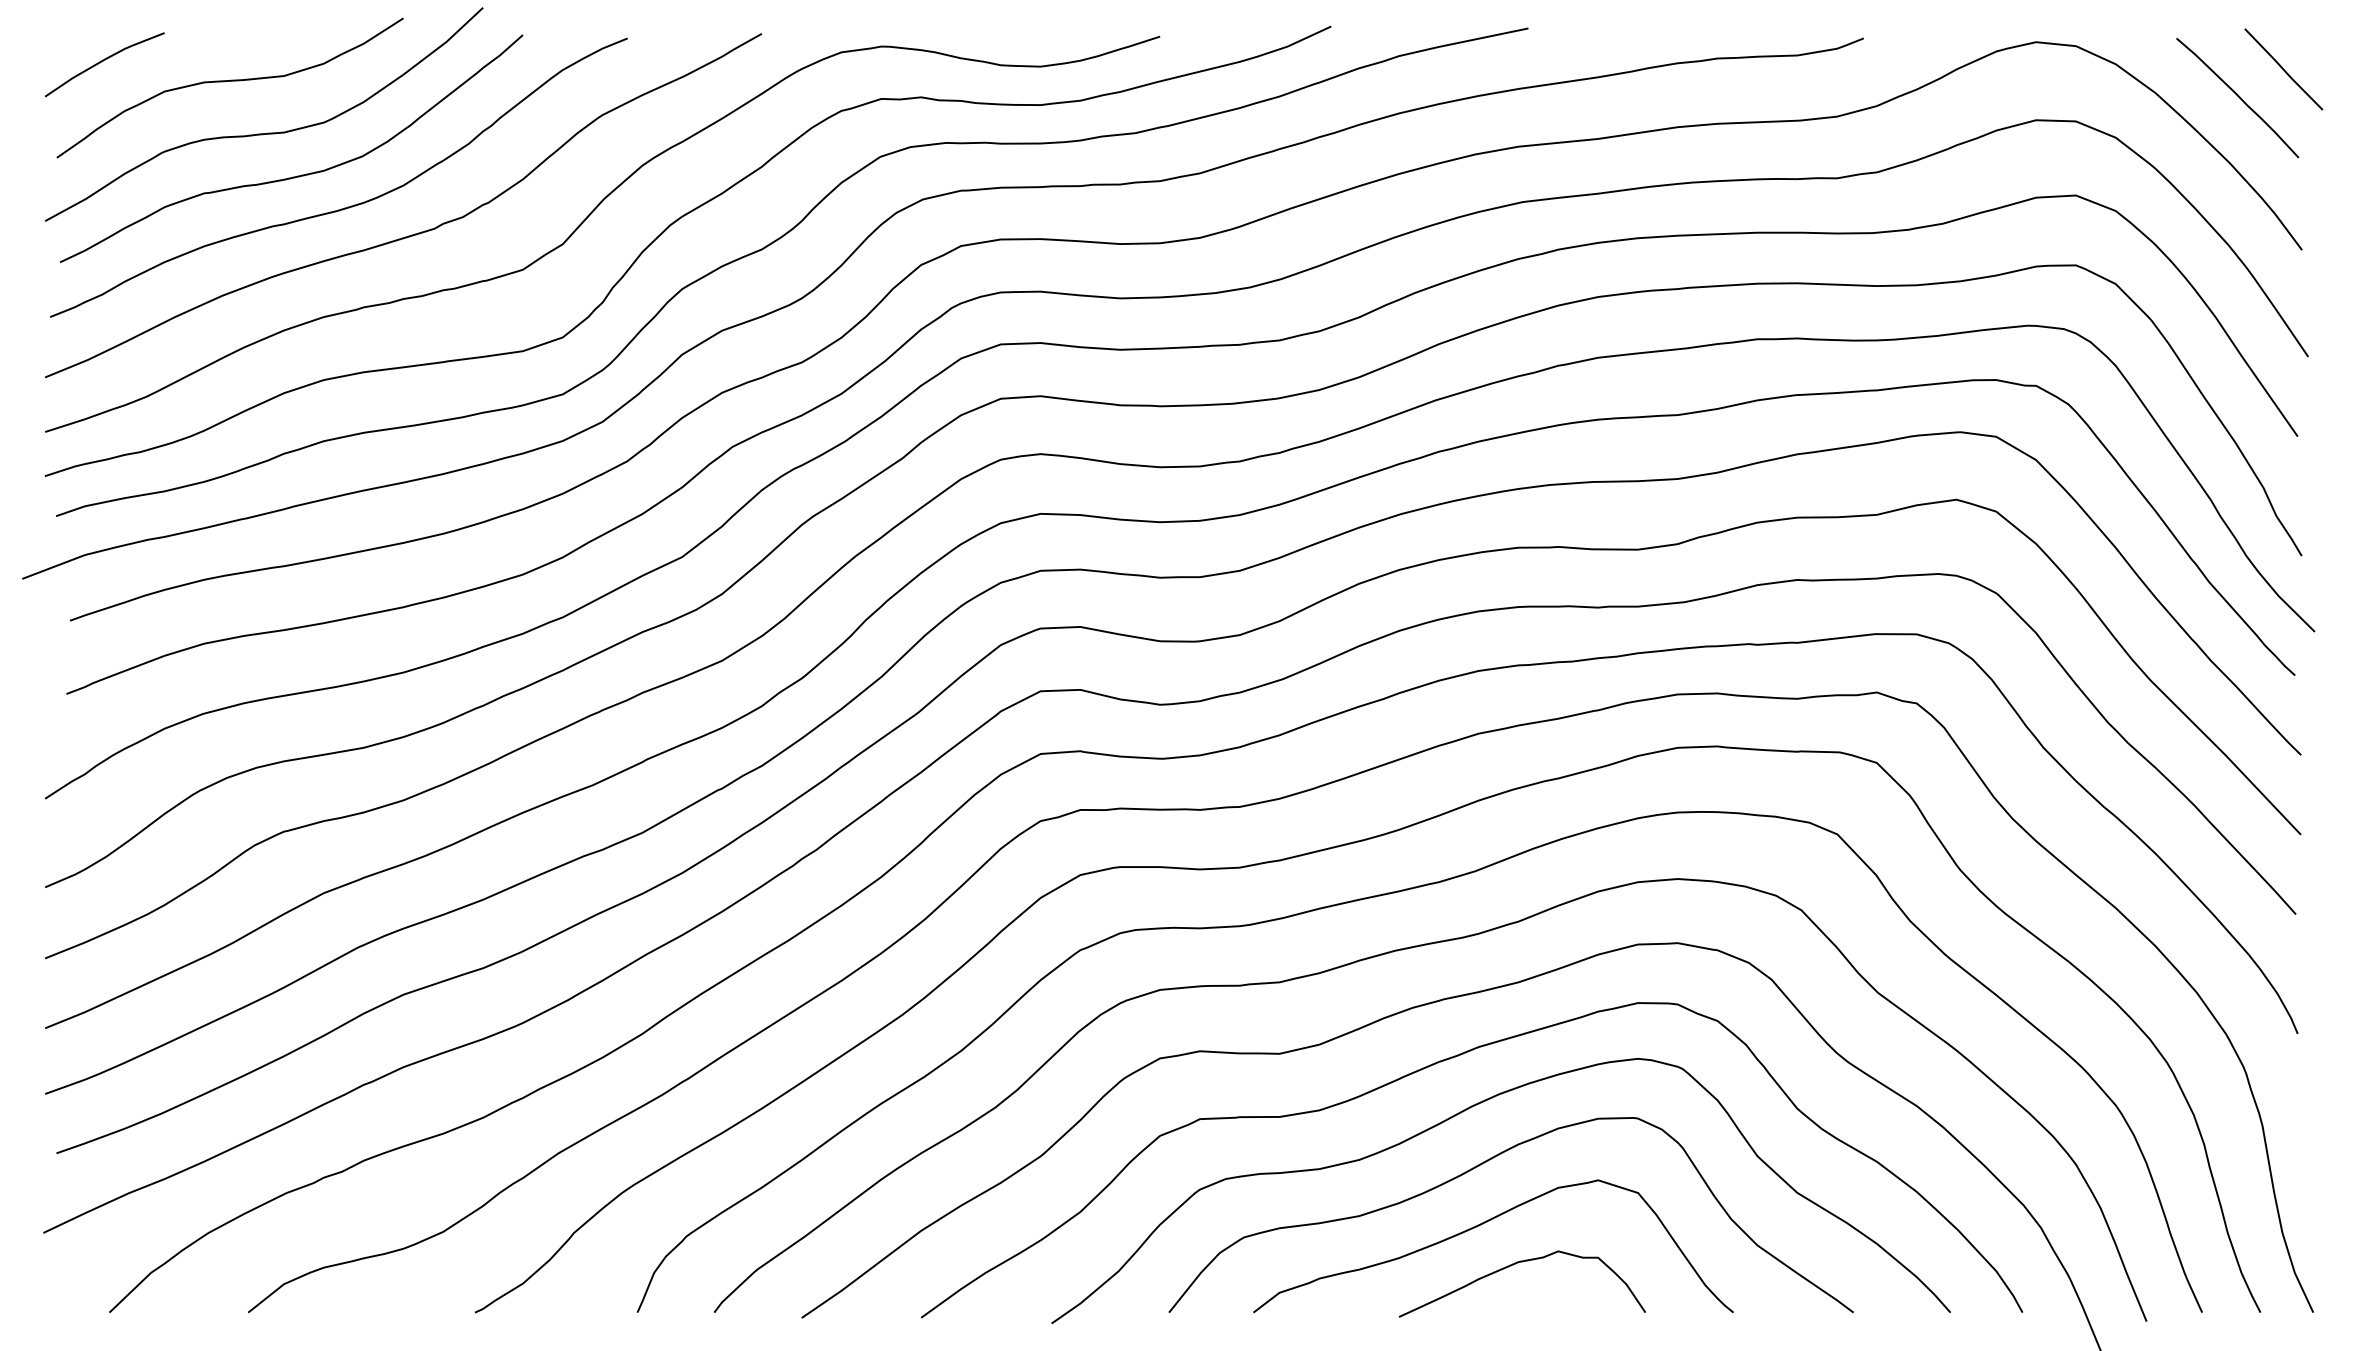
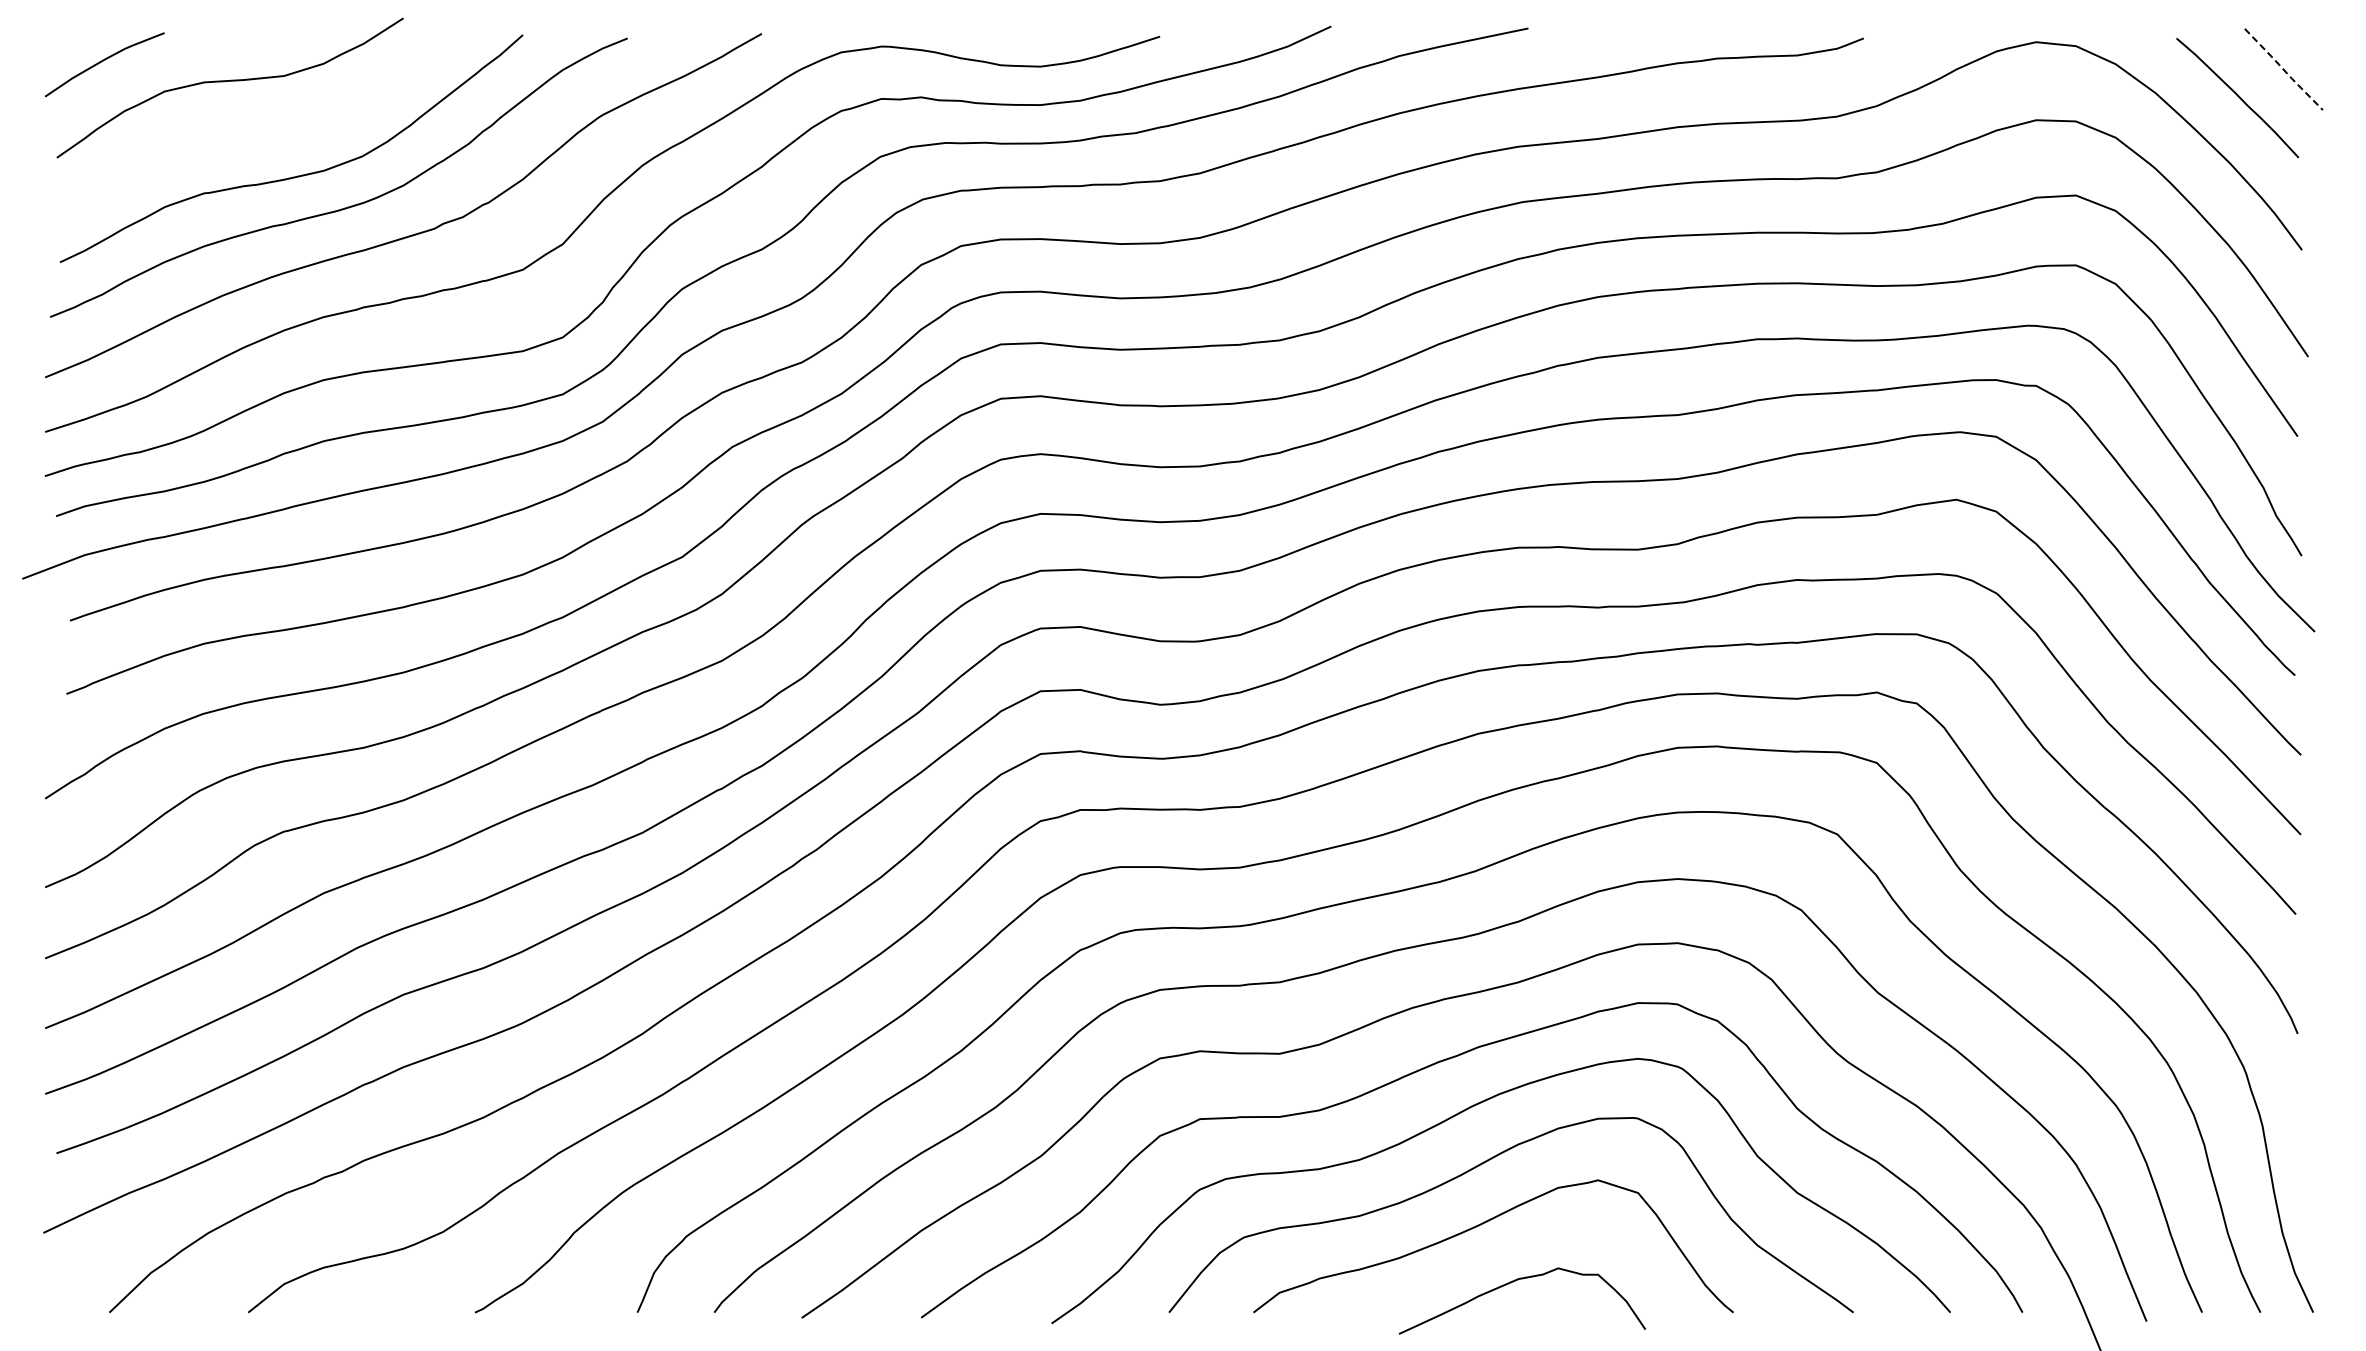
line: solid -> dashed (2283, 69)
curve: present -> none (267, 132)
curve position: (1513, 1265) -> (1513, 1282) (1513, 1282)
